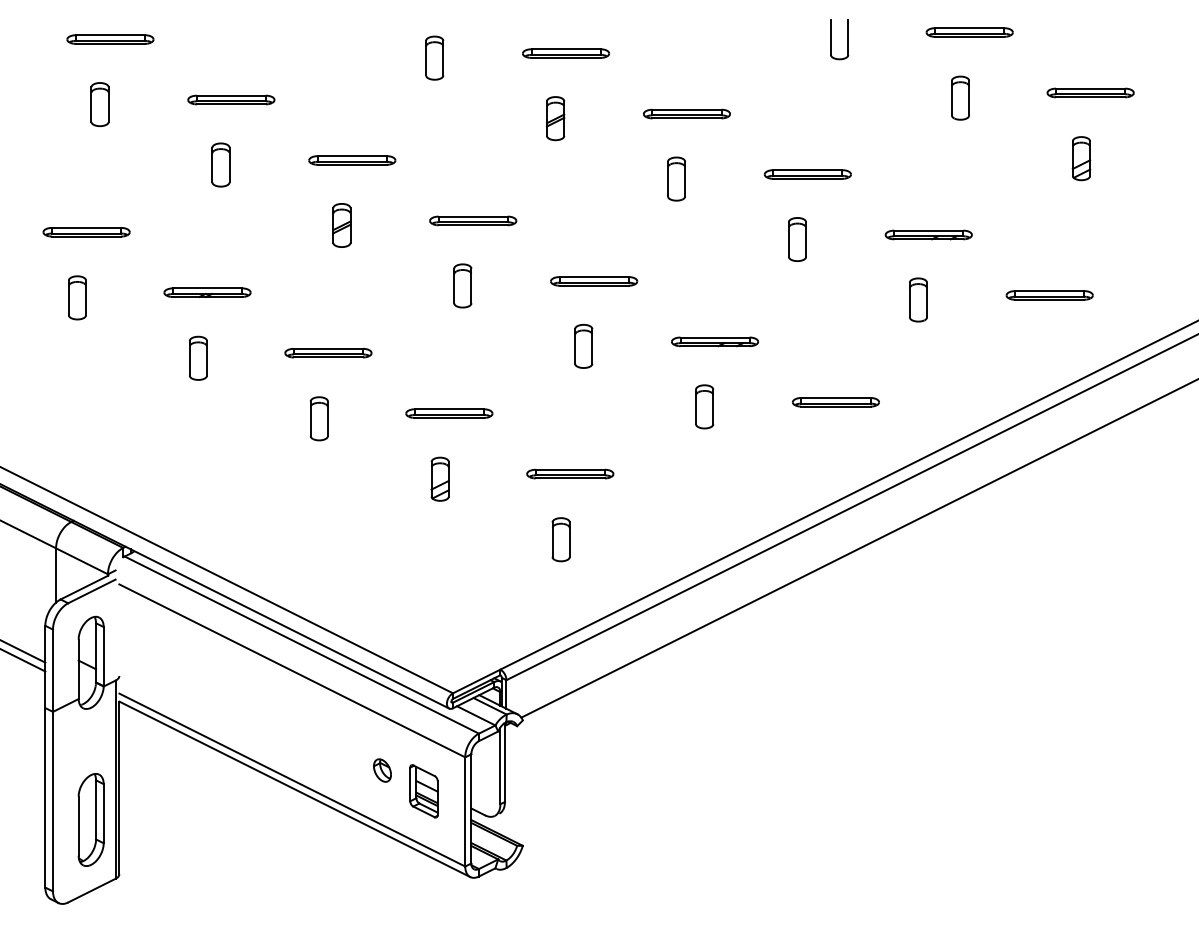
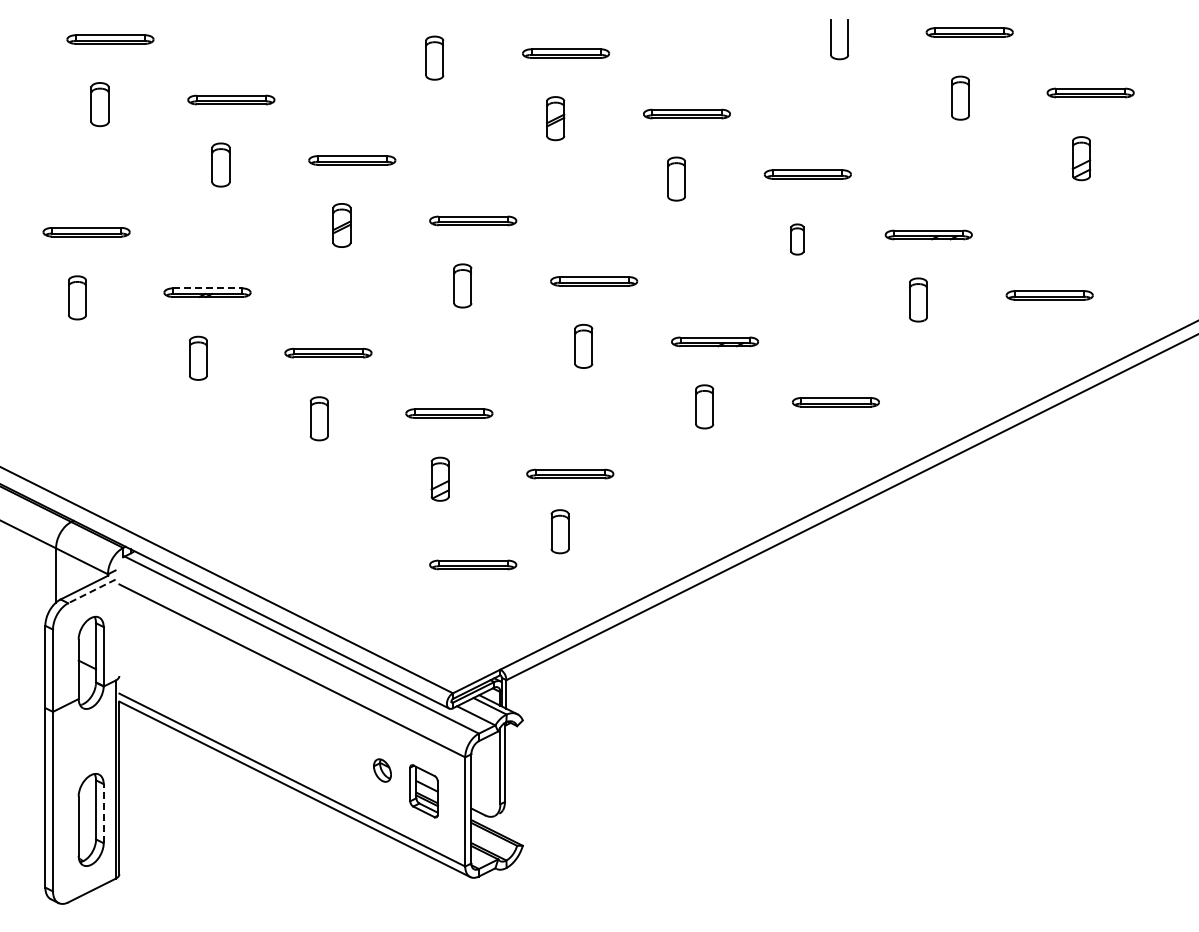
part size: 19x45 px -> 15x33 px (797, 239)
line: solid -> dashed (207, 288)
part position: (560, 539) -> (559, 531) (559, 531)
line: present -> none (858, 548)
part: none -> present (473, 564)
line: solid -> dashed (91, 591)
line: present -> none (23, 651)
line: present -> none (23, 660)
line: solid -> dashed (103, 813)
